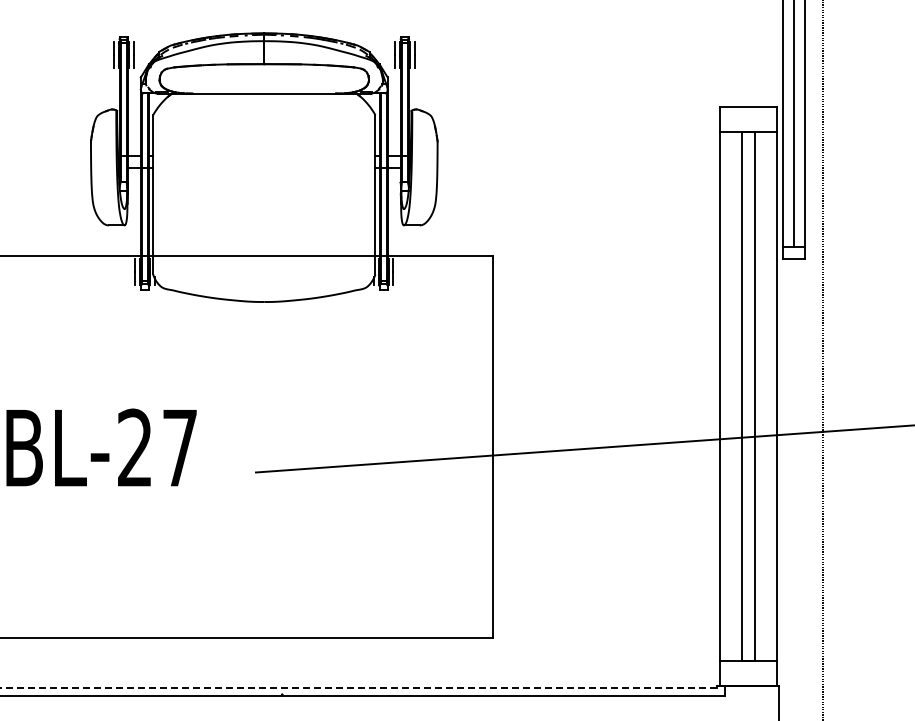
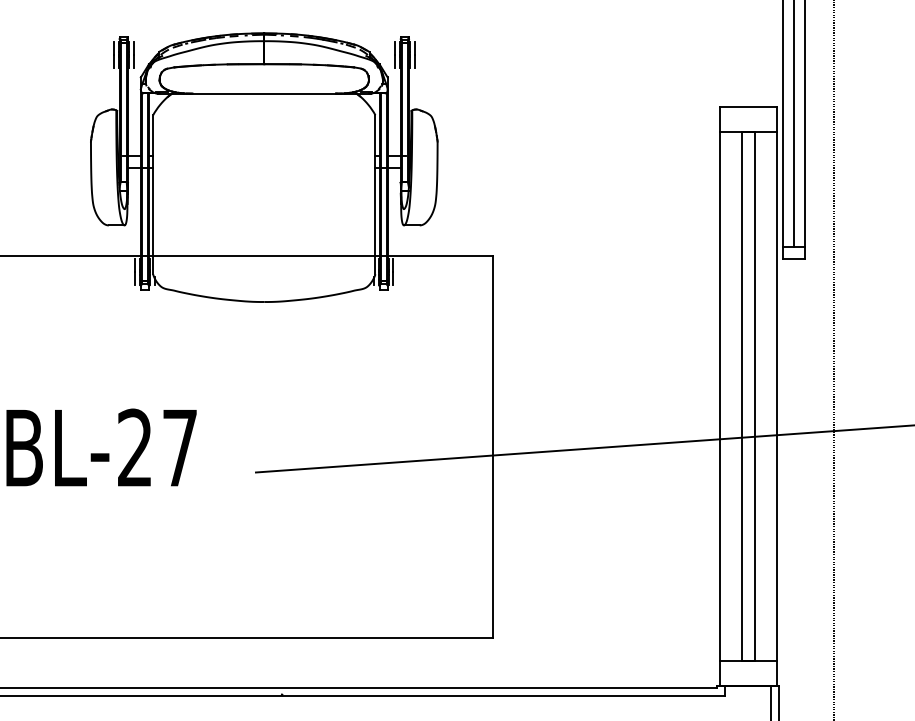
line position: (823, 359) -> (834, 359) (834, 359)
line: dashed -> solid (358, 688)
line: none -> present (771, 701)
